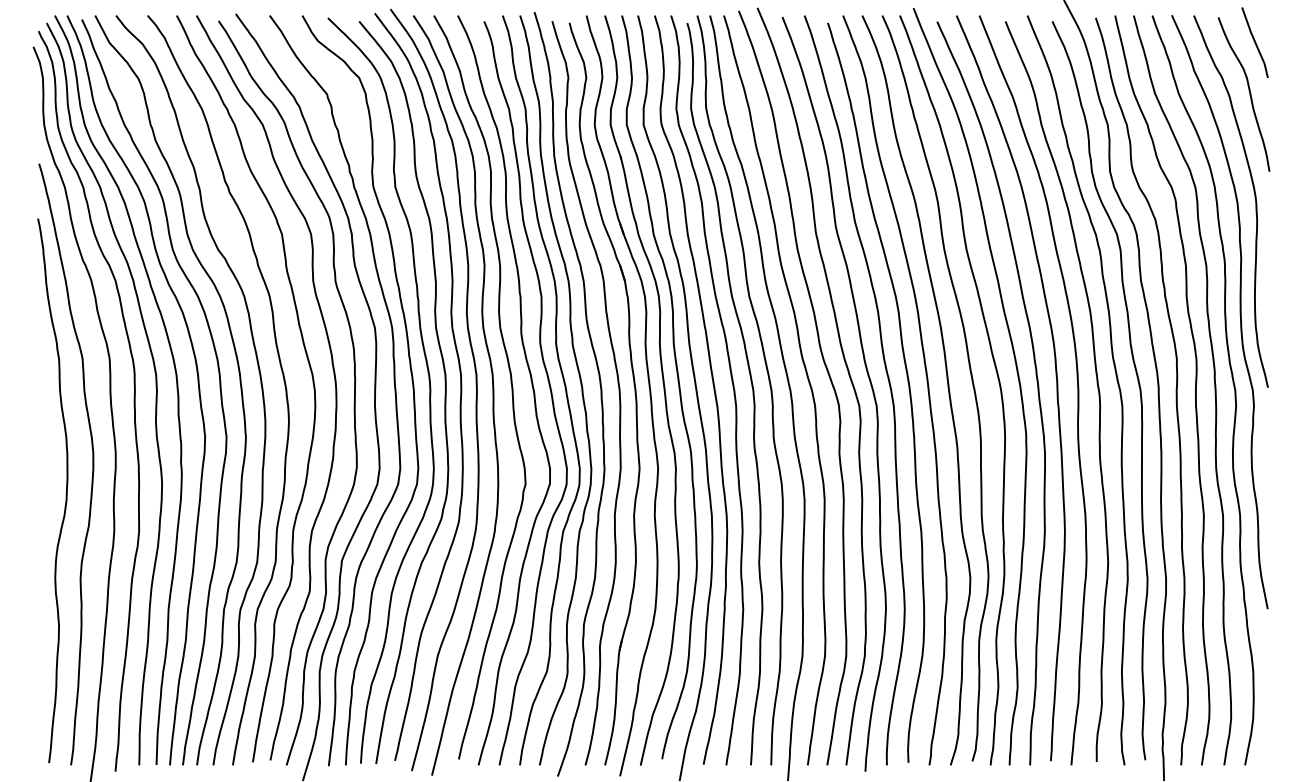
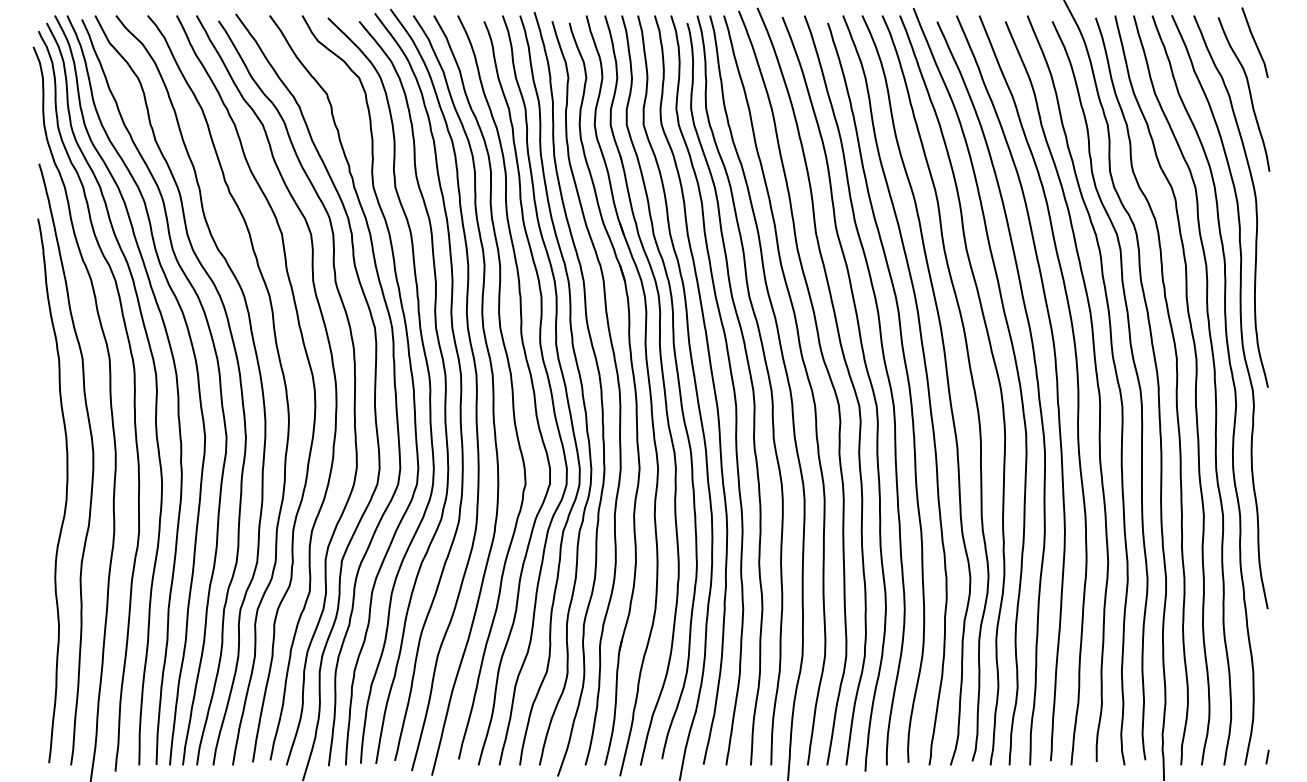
line: none -> present (1267, 756)
